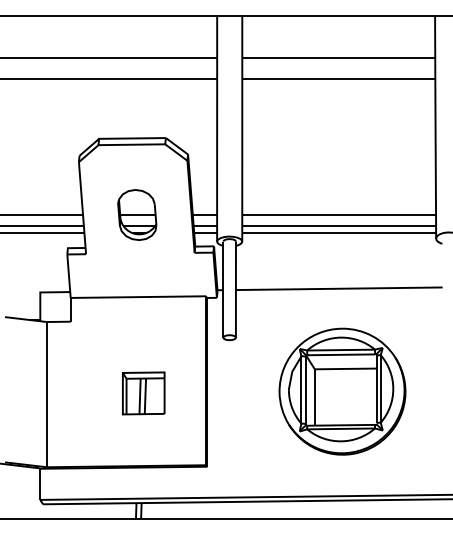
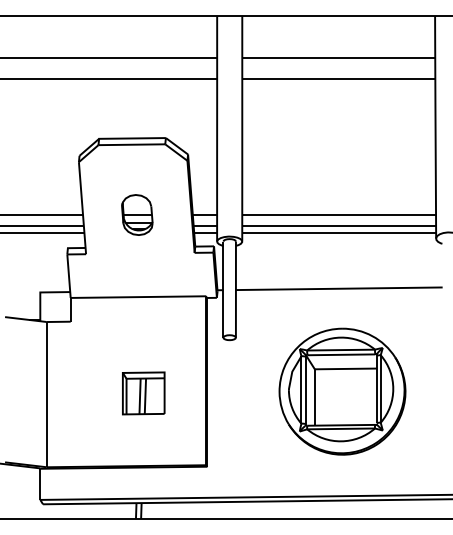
part size: 41x52 px -> 33x42 px (137, 214)
